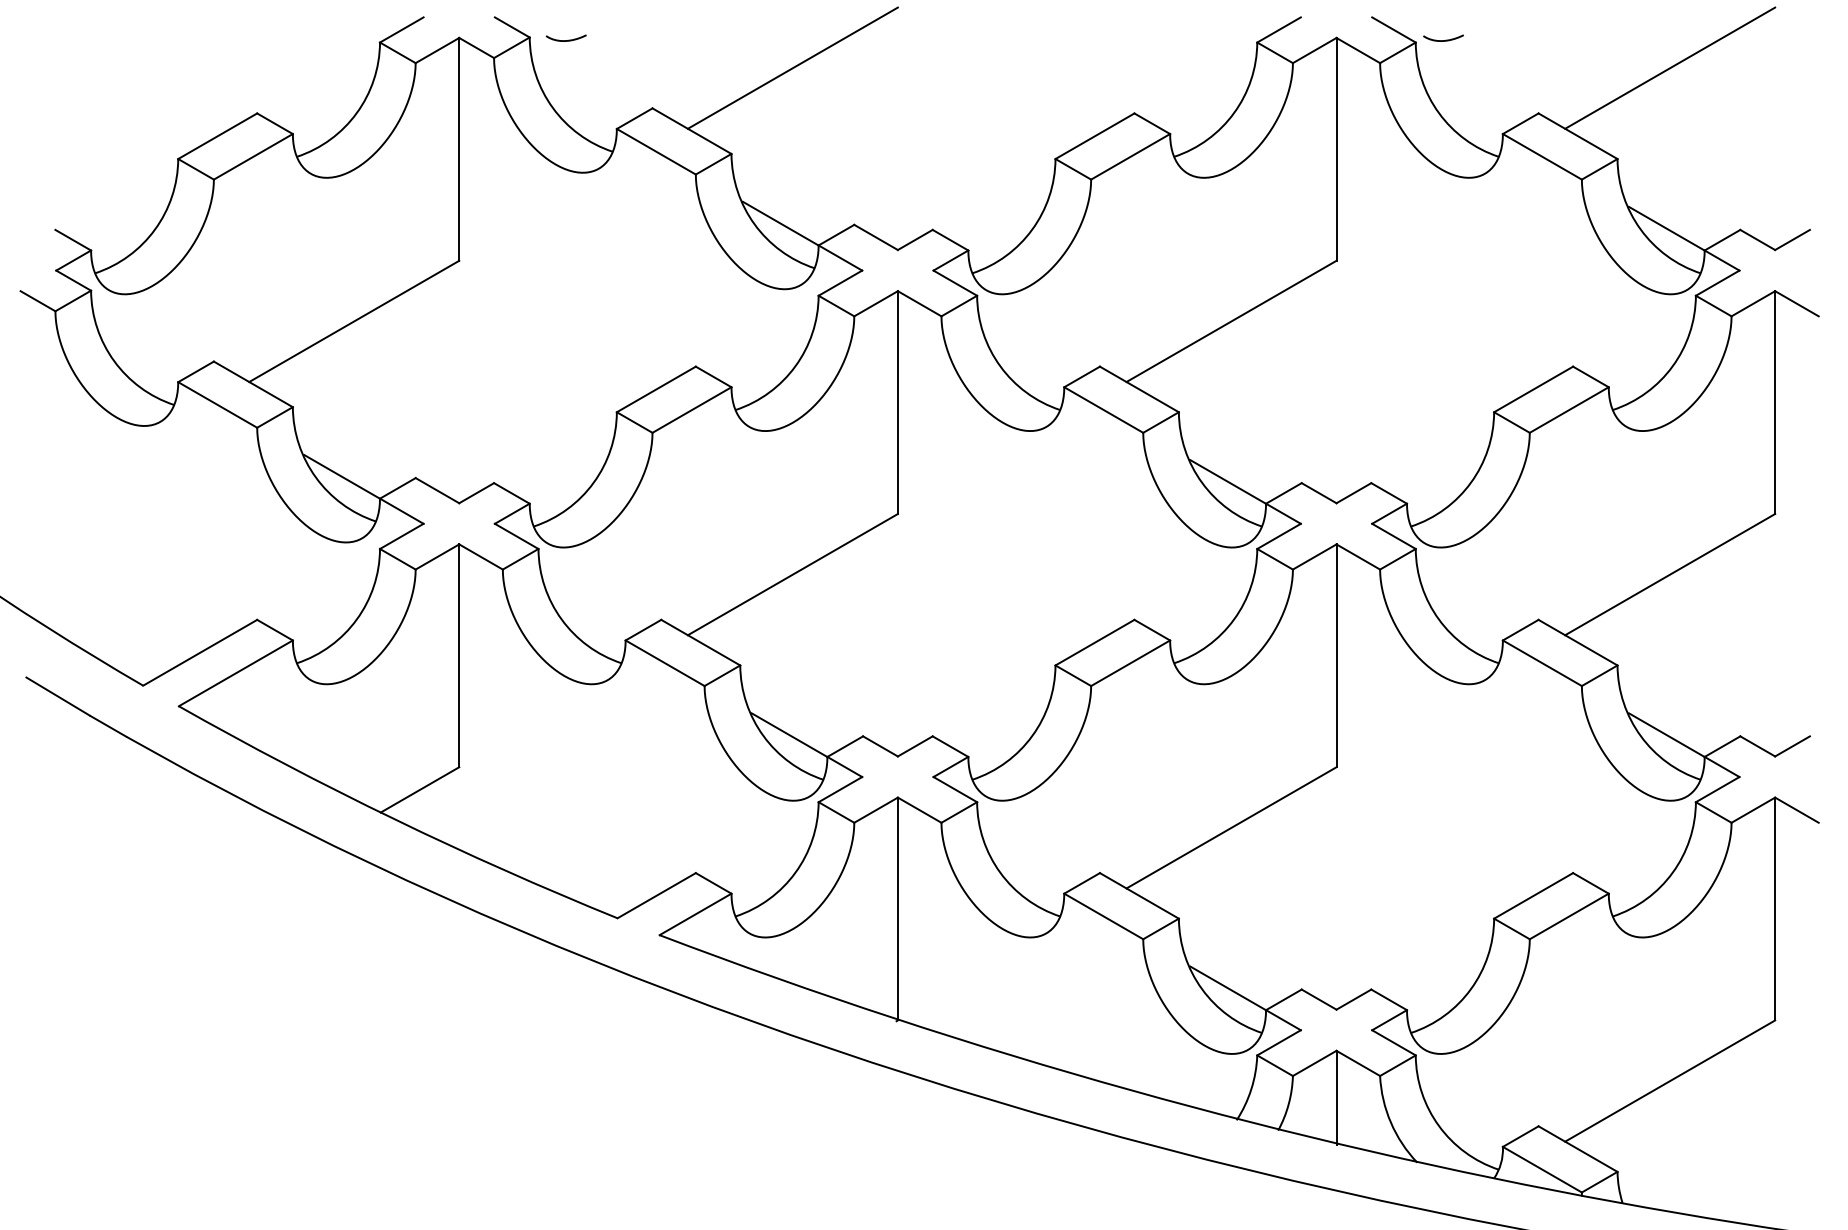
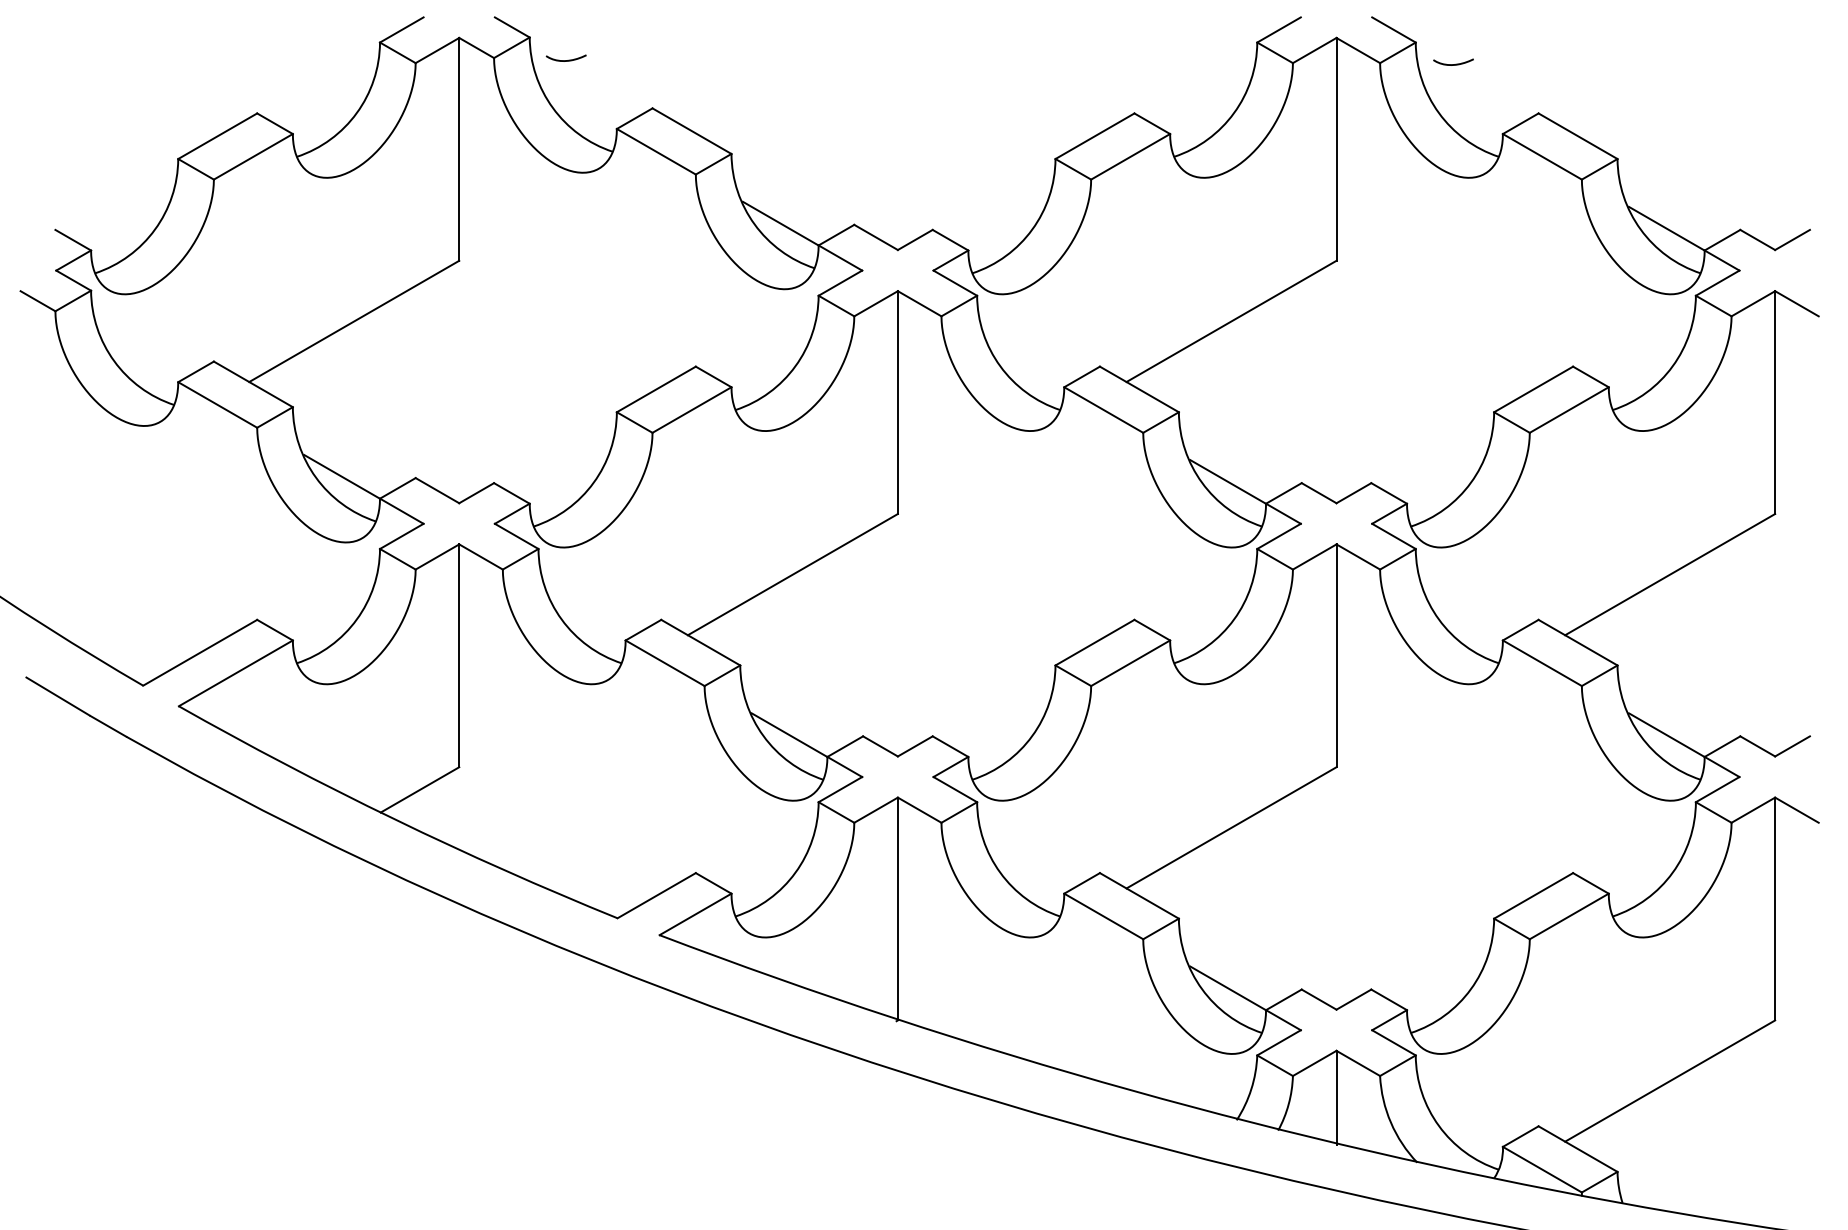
curve position: (1445, 39) -> (1455, 63) (1455, 63)
curve position: (565, 40) -> (565, 60) (565, 60)
line: present -> none (792, 67)
line: present -> none (1670, 67)
